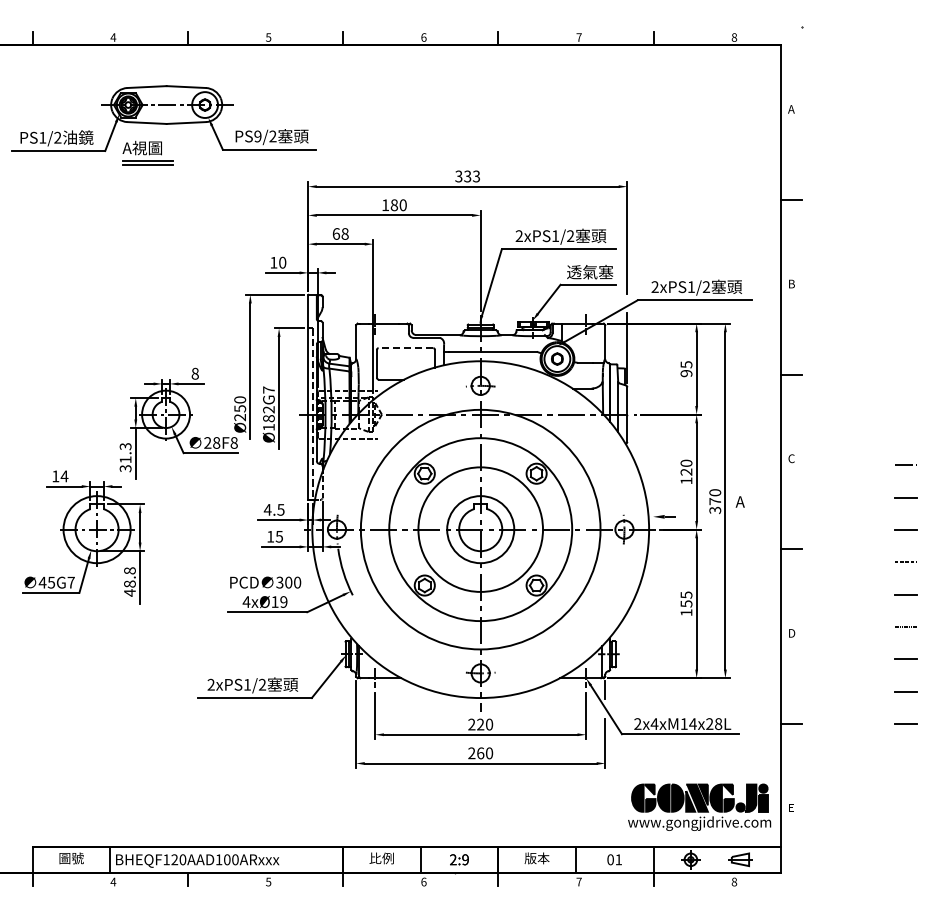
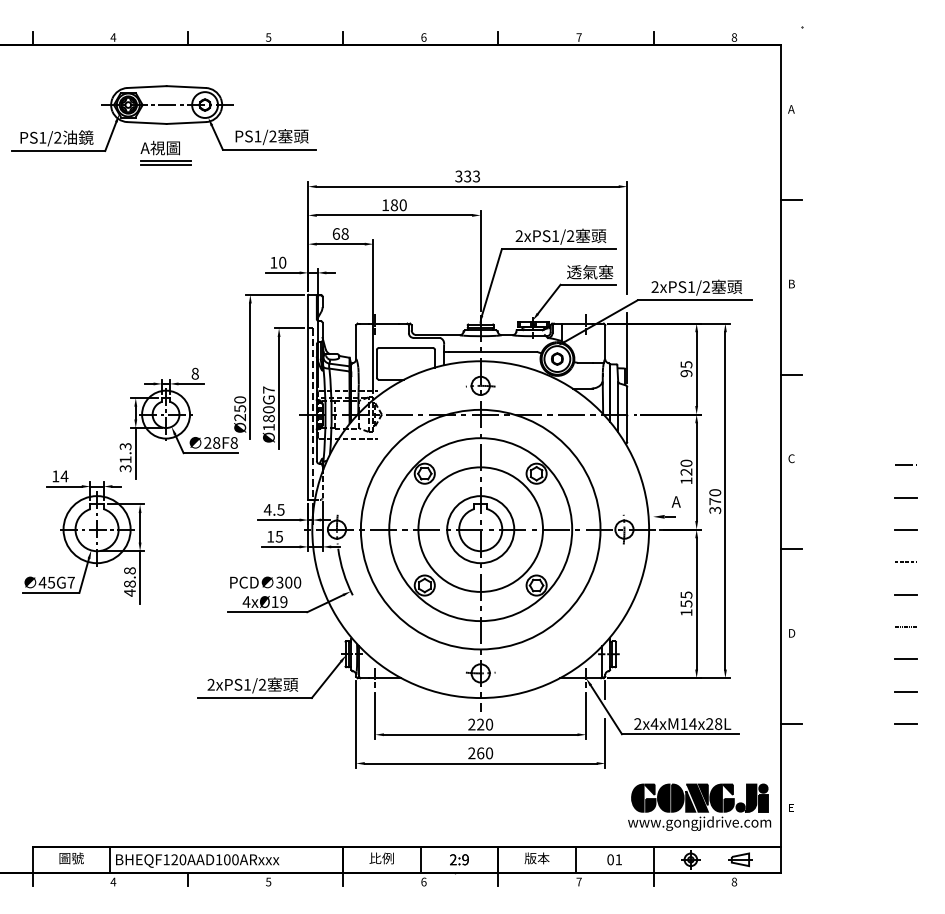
text: PS9/2 -> PS1/2 (257, 136)
part position: (147, 152) -> (165, 152) (165, 152)
line: dashed -> solid (405, 348)
text: Ø182G7 -> Ø180G7 (268, 409)
text position: (739, 501) -> (675, 501) (675, 501)
